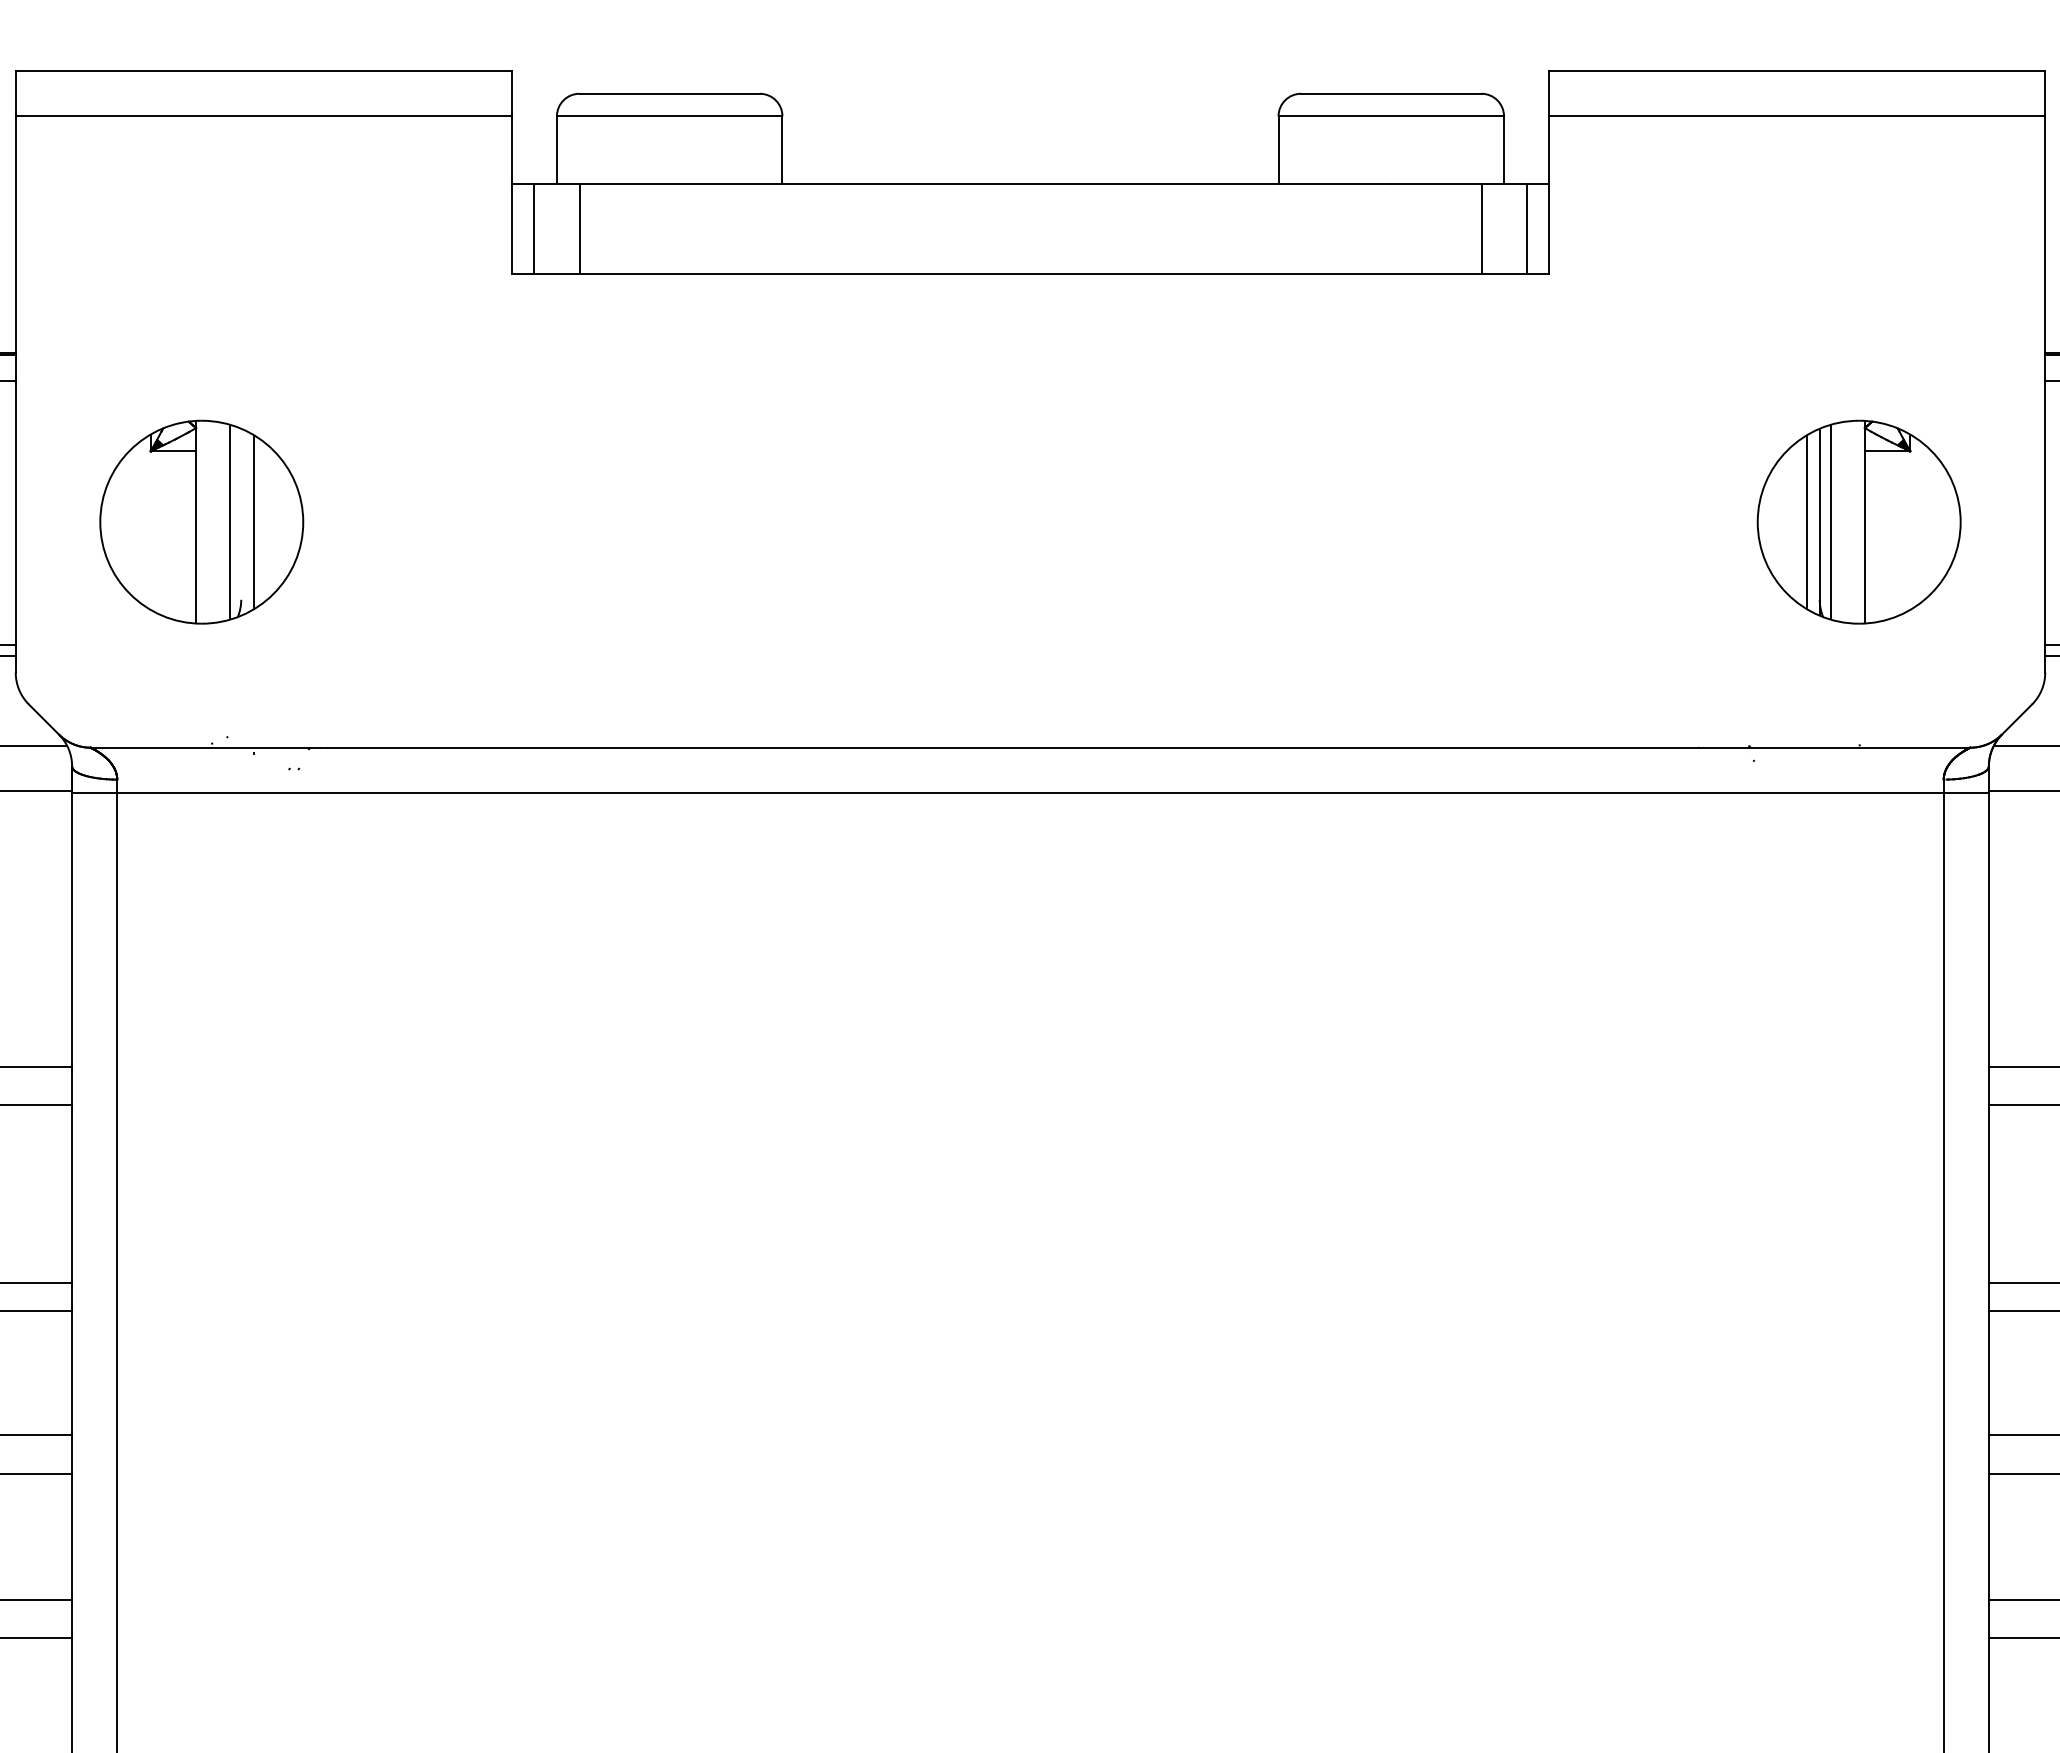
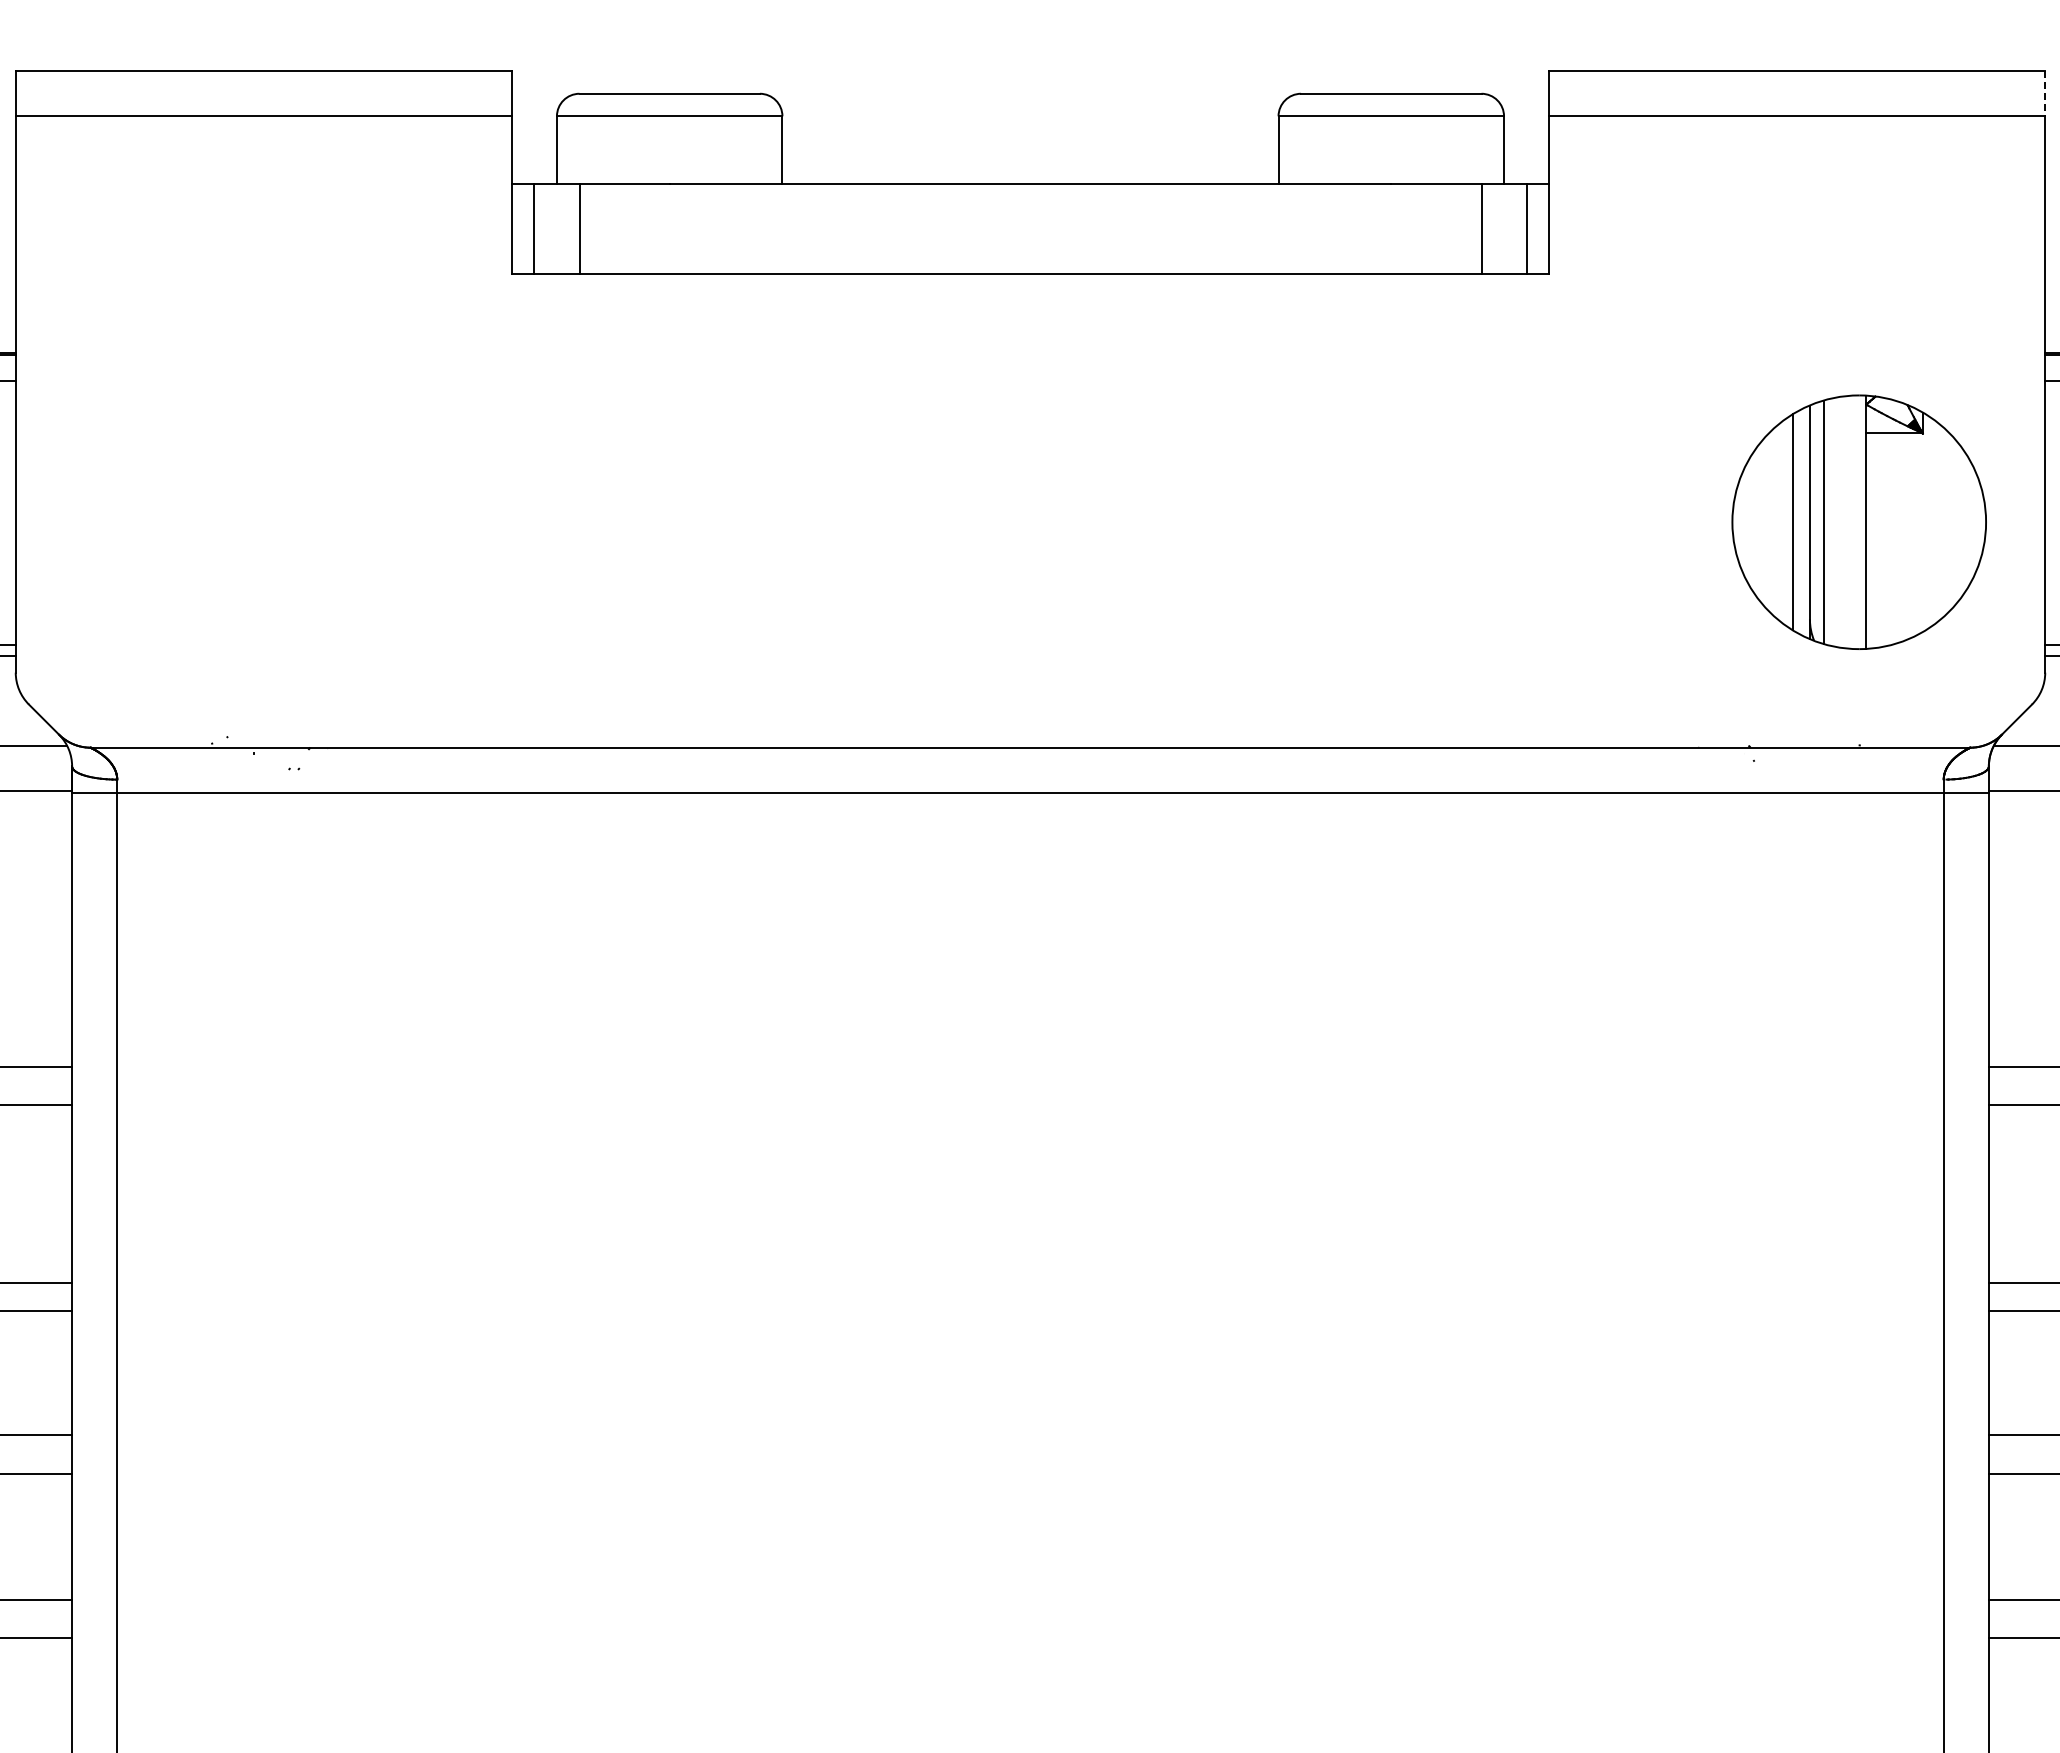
line: solid -> dashed (2045, 93)
part: present -> none (201, 521)
part size: 206x206 px -> 256x256 px (1858, 521)
